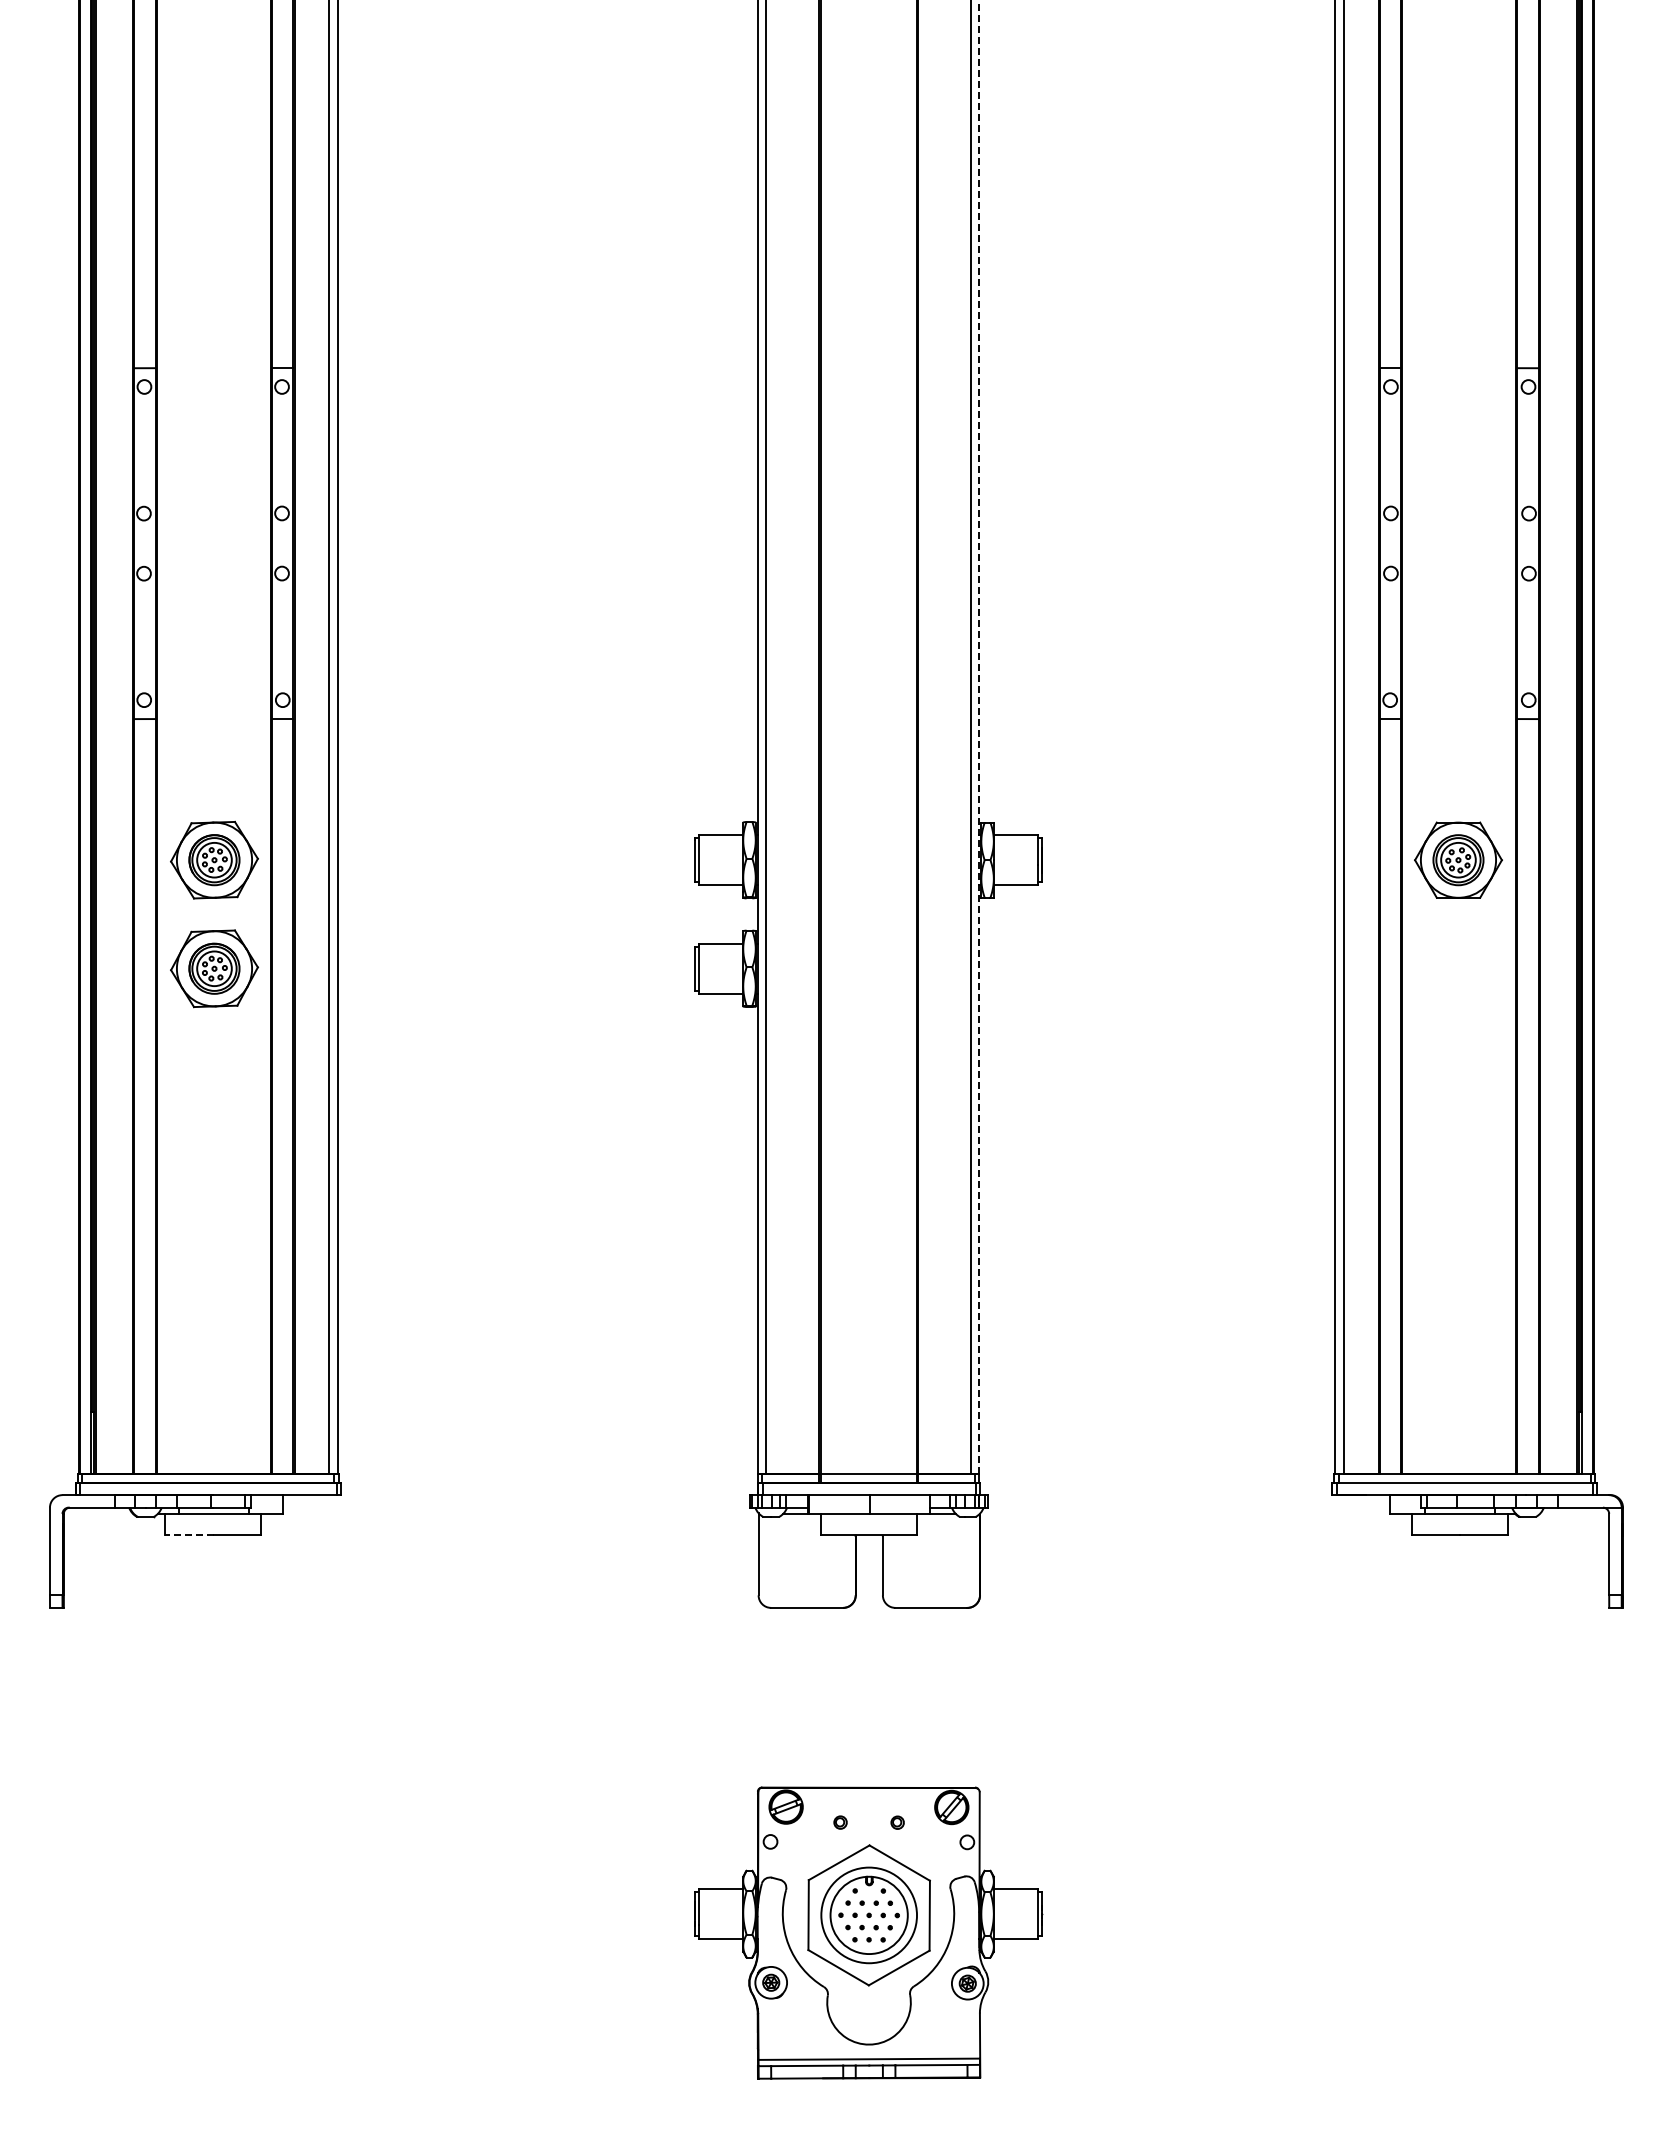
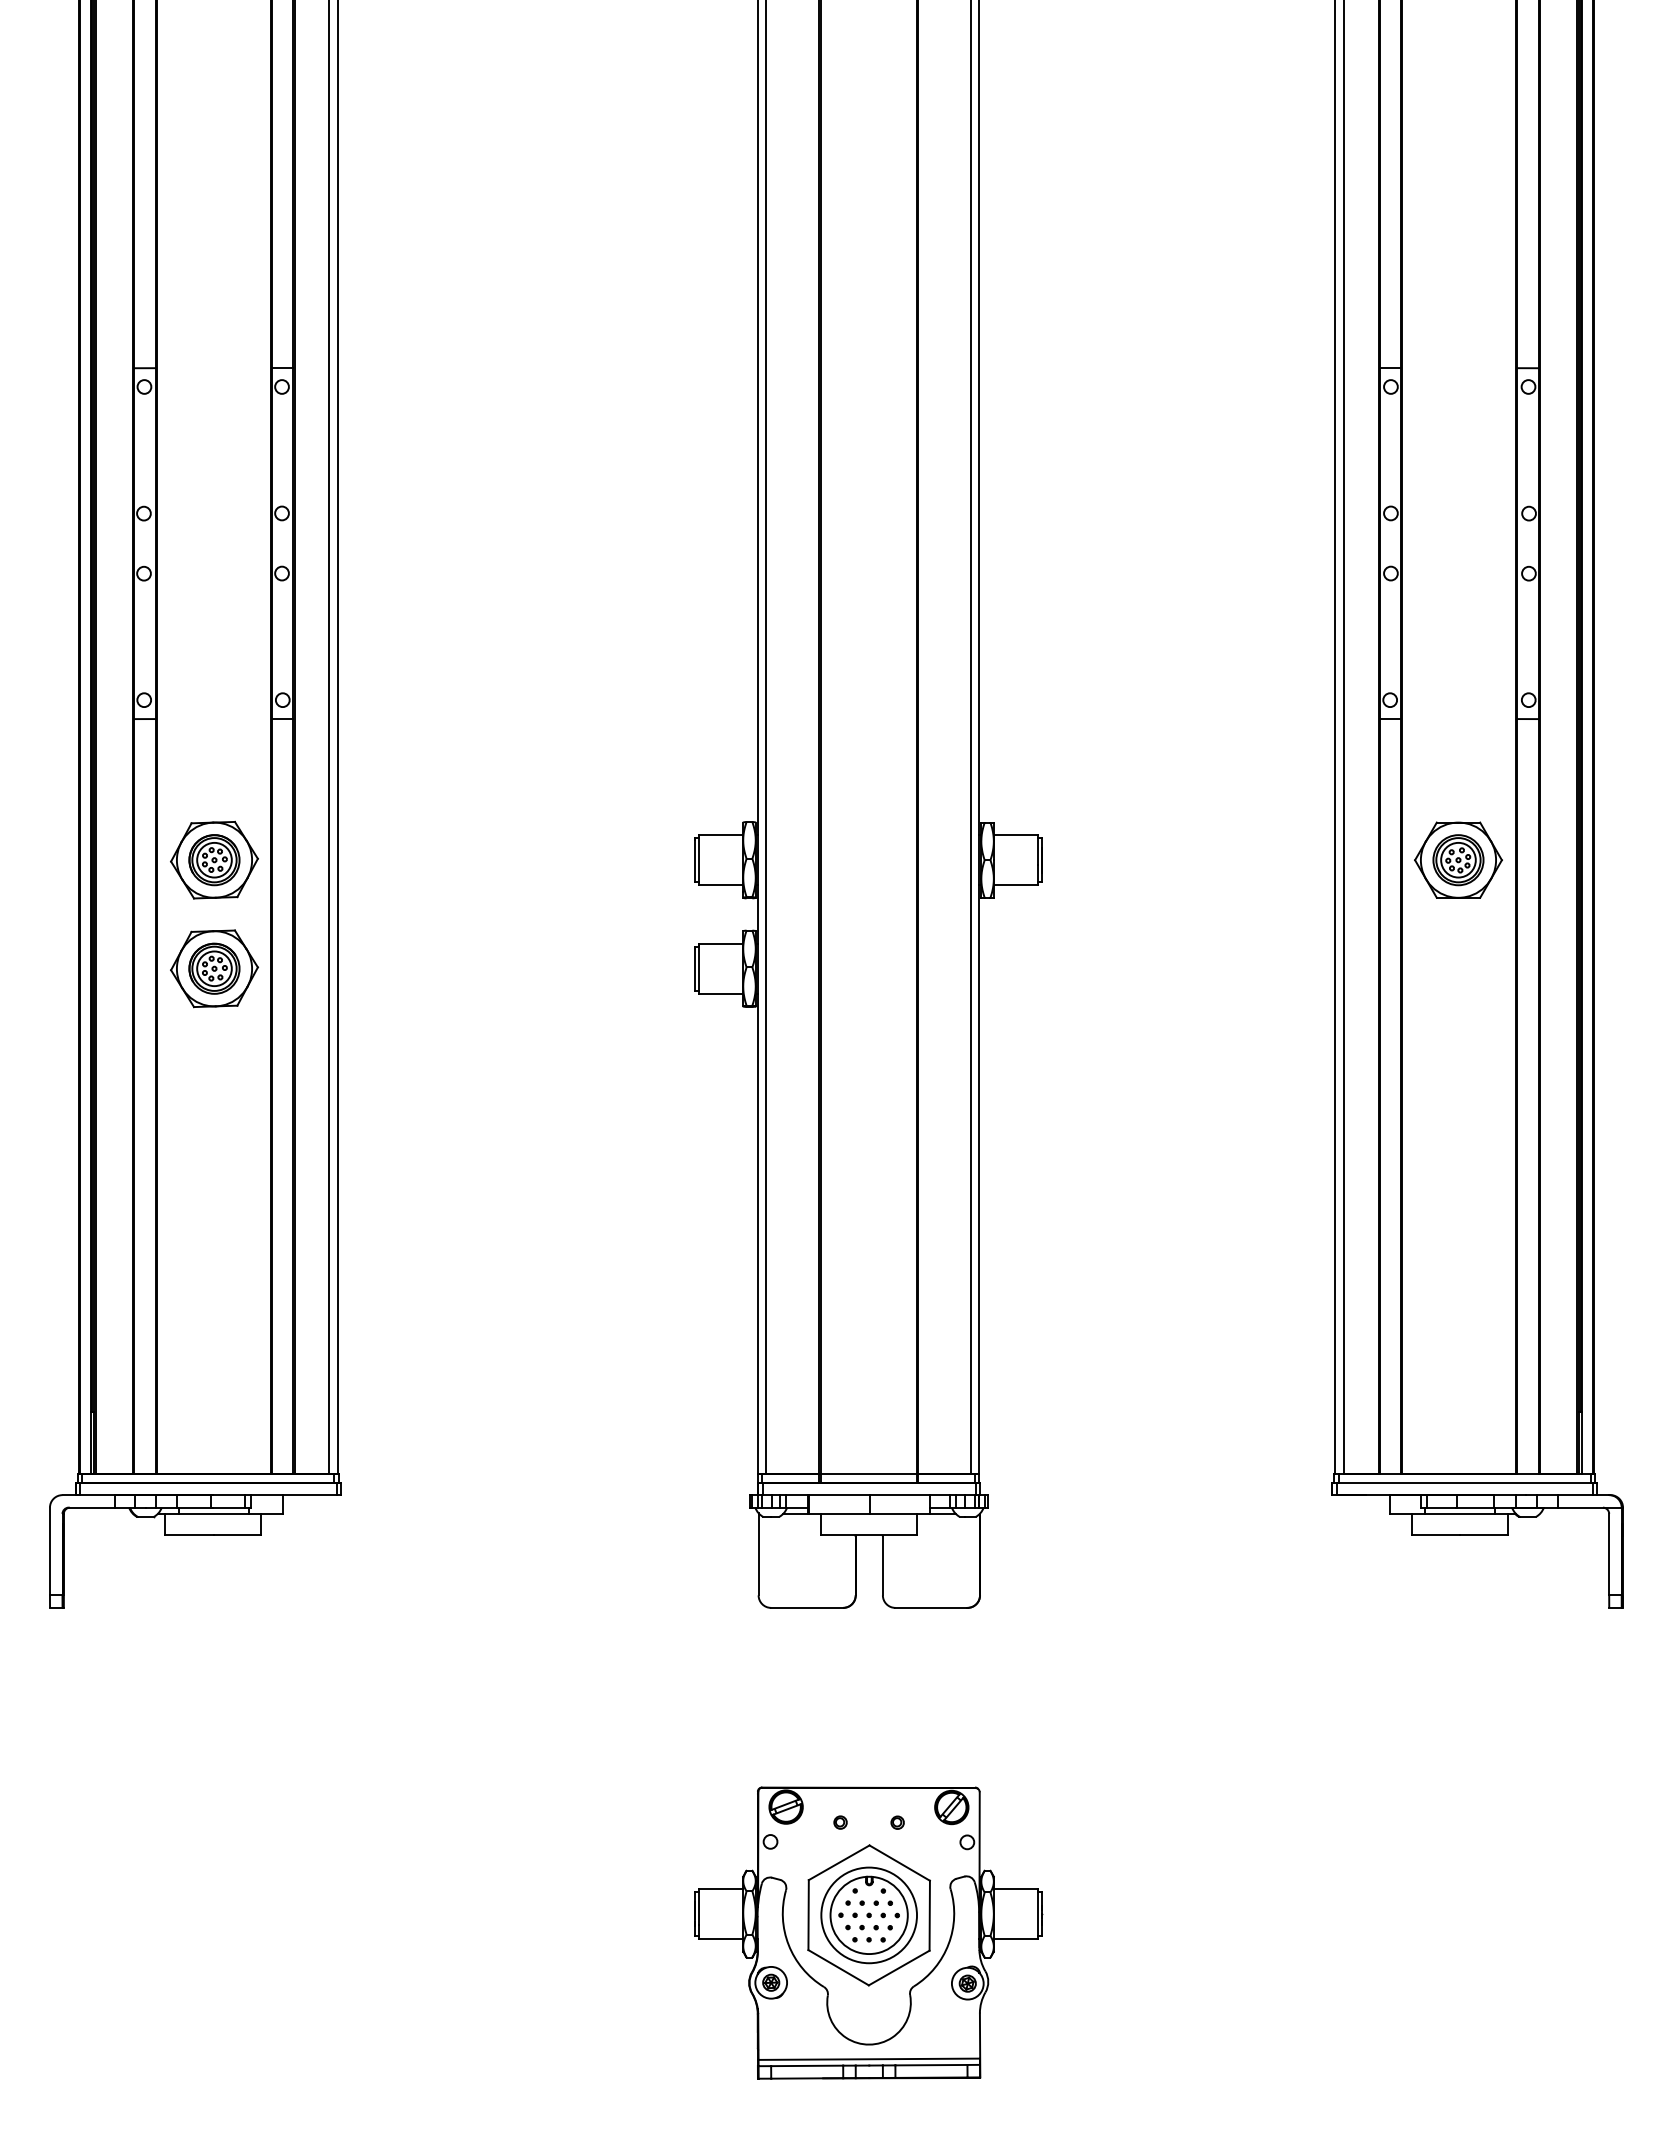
line: dashed -> solid (979, 737)
line: dashed -> solid (189, 1534)
